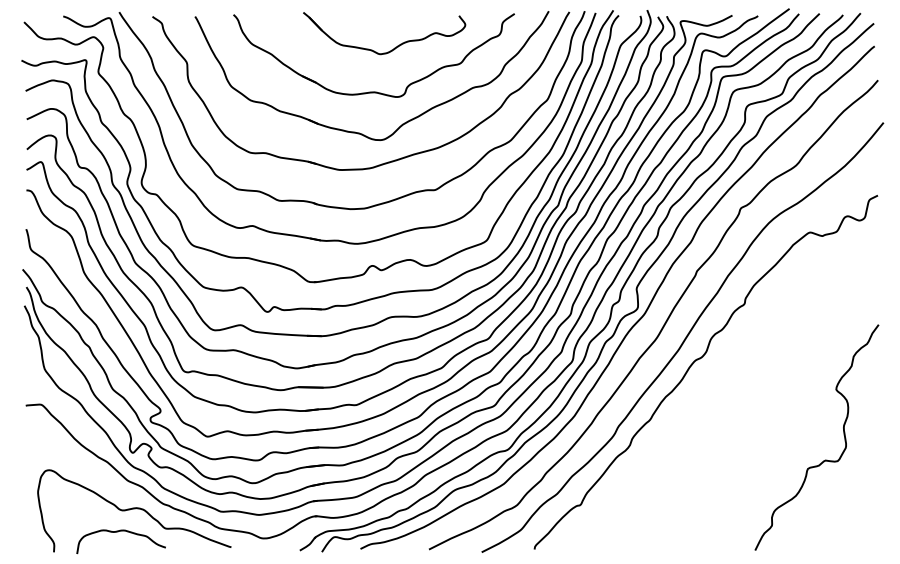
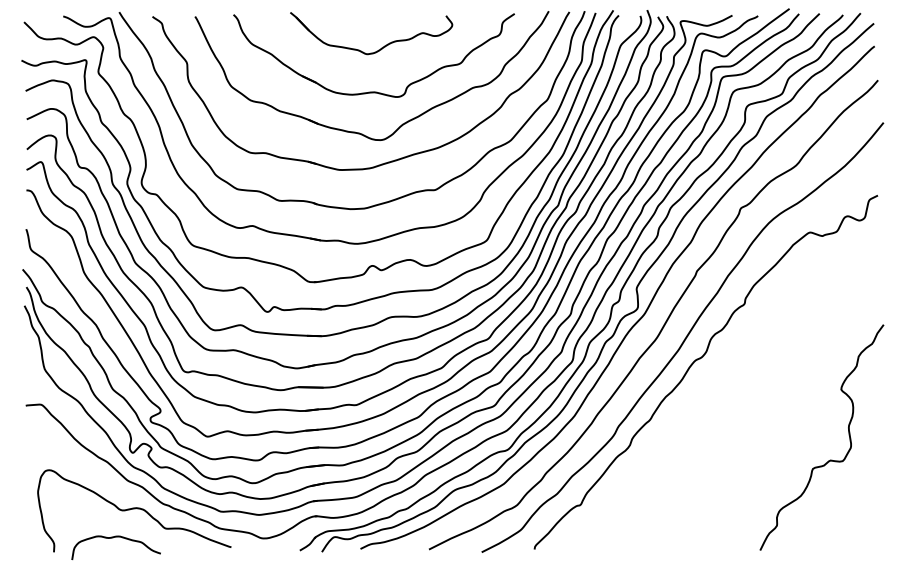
part position: (394, 47) -> (381, 47) (381, 47)
curve position: (825, 459) -> (830, 459) (830, 459)
curve position: (118, 532) -> (113, 538) (113, 538)
